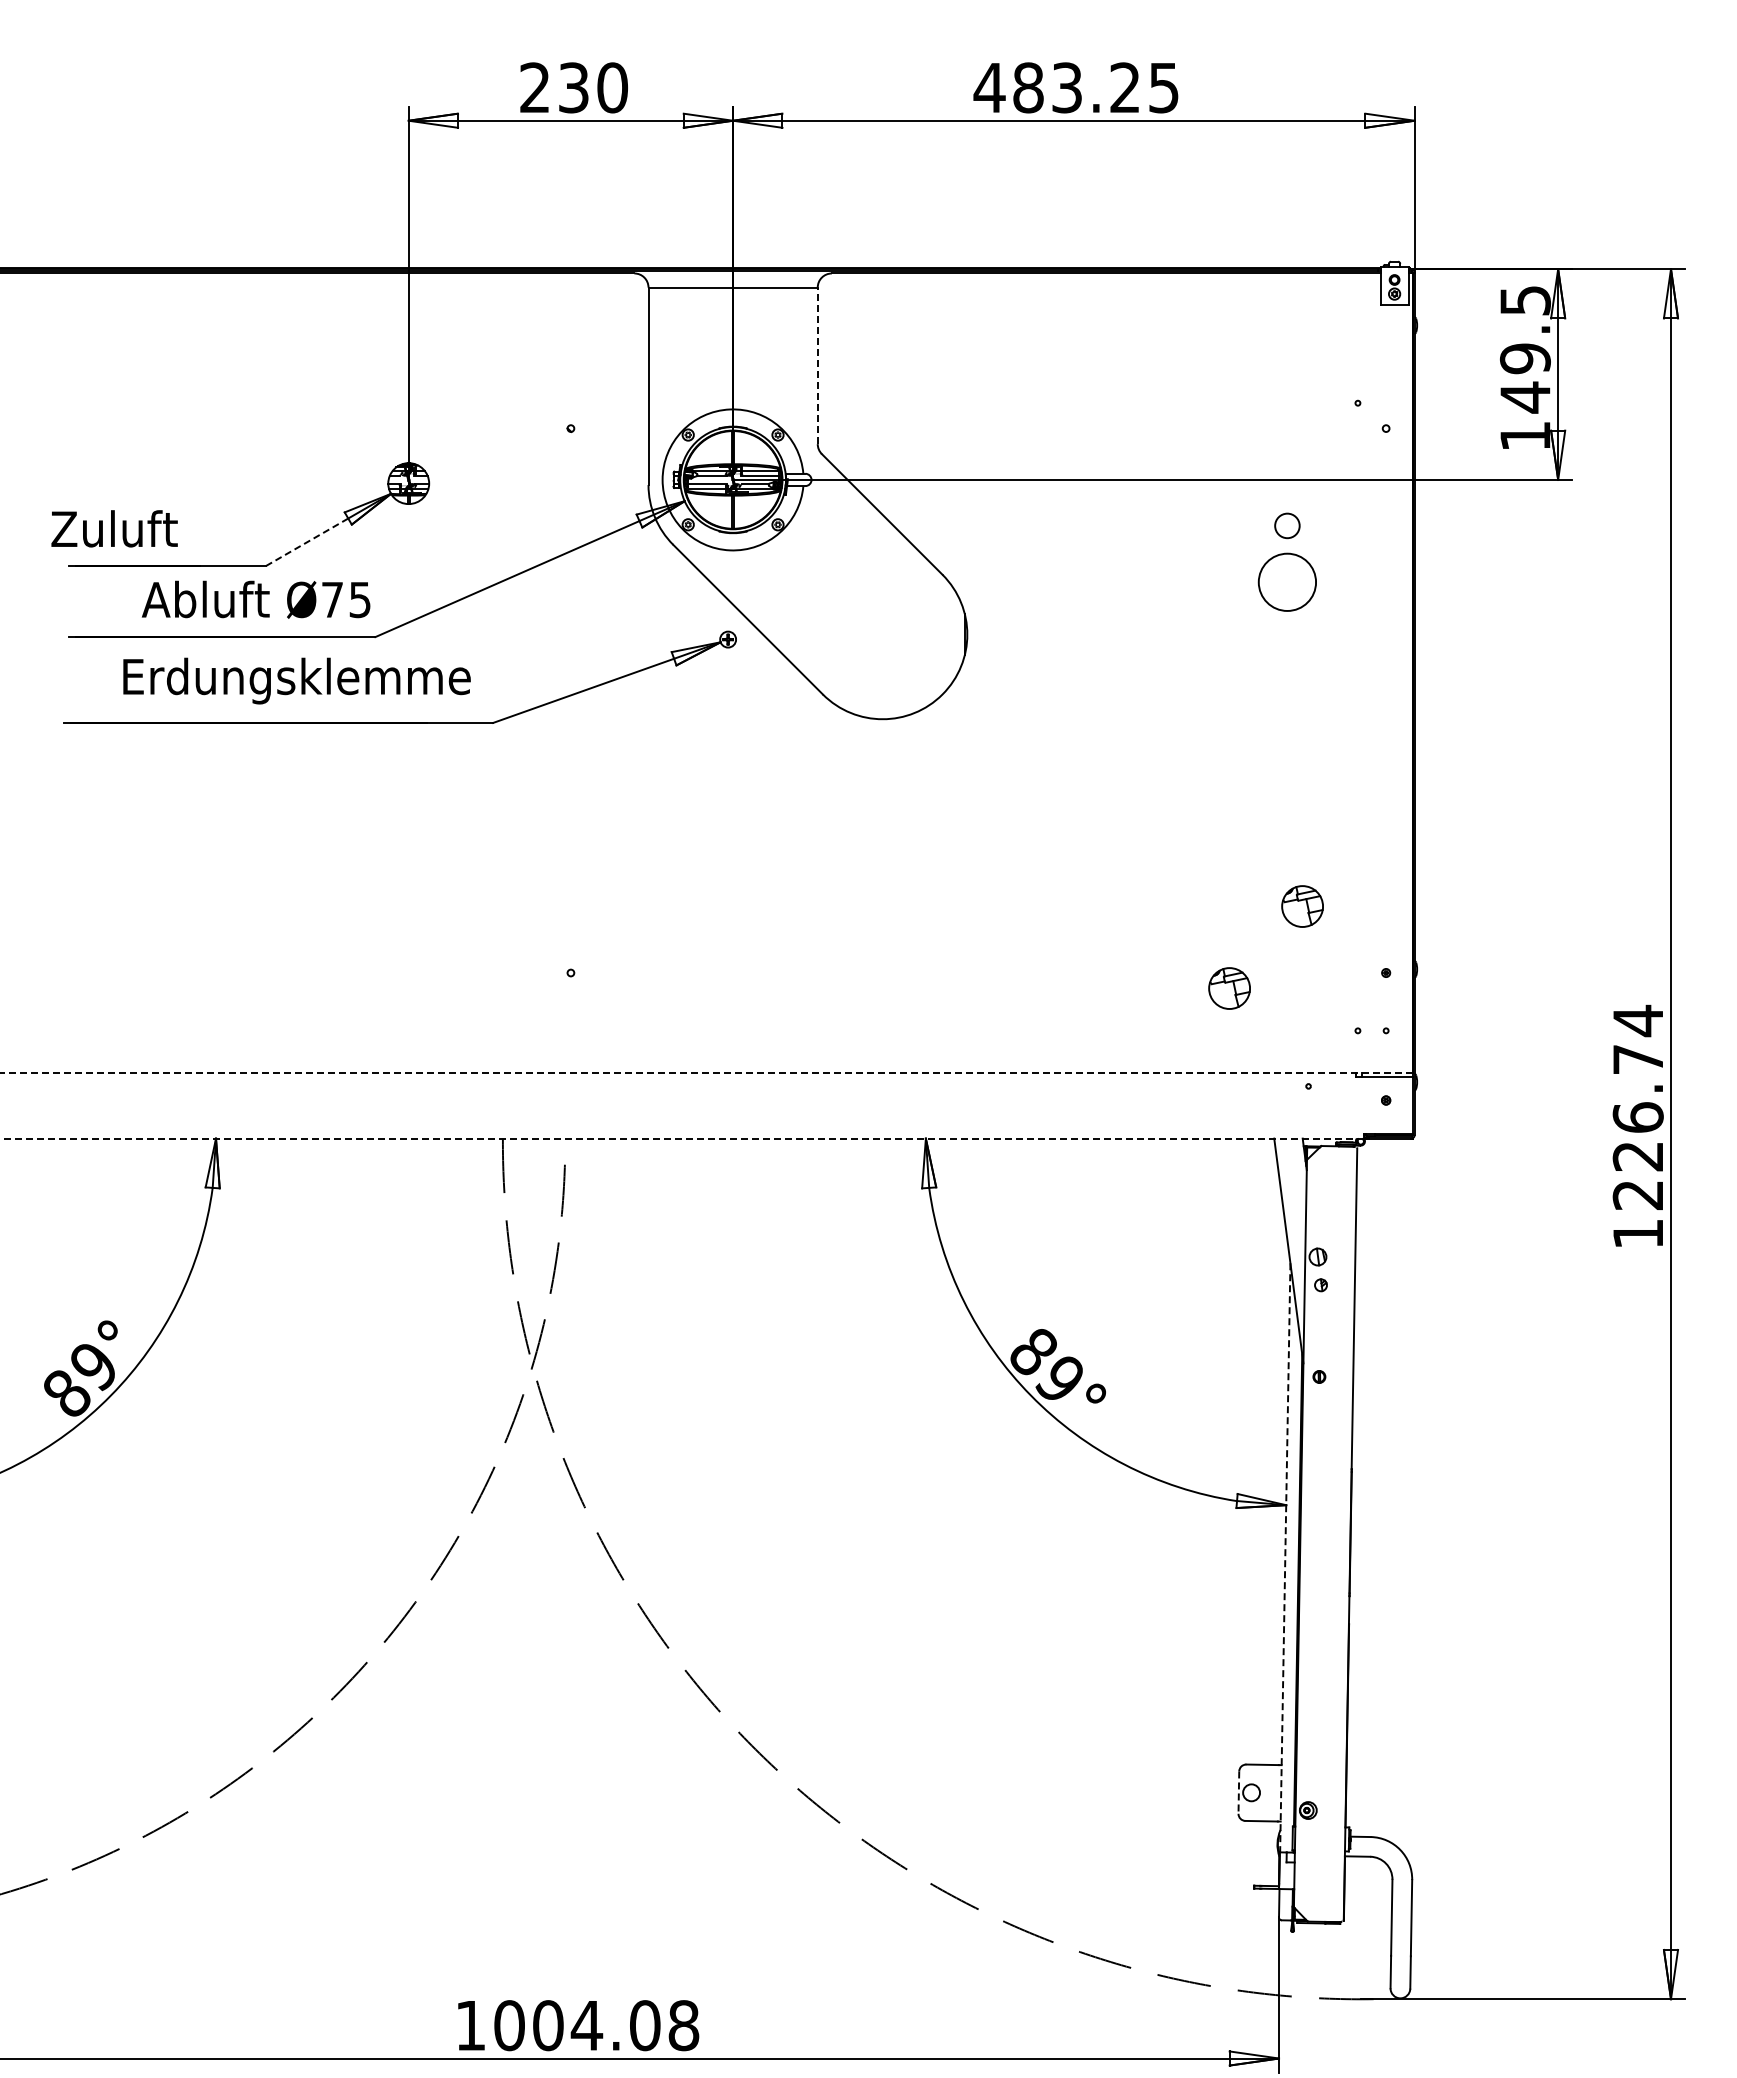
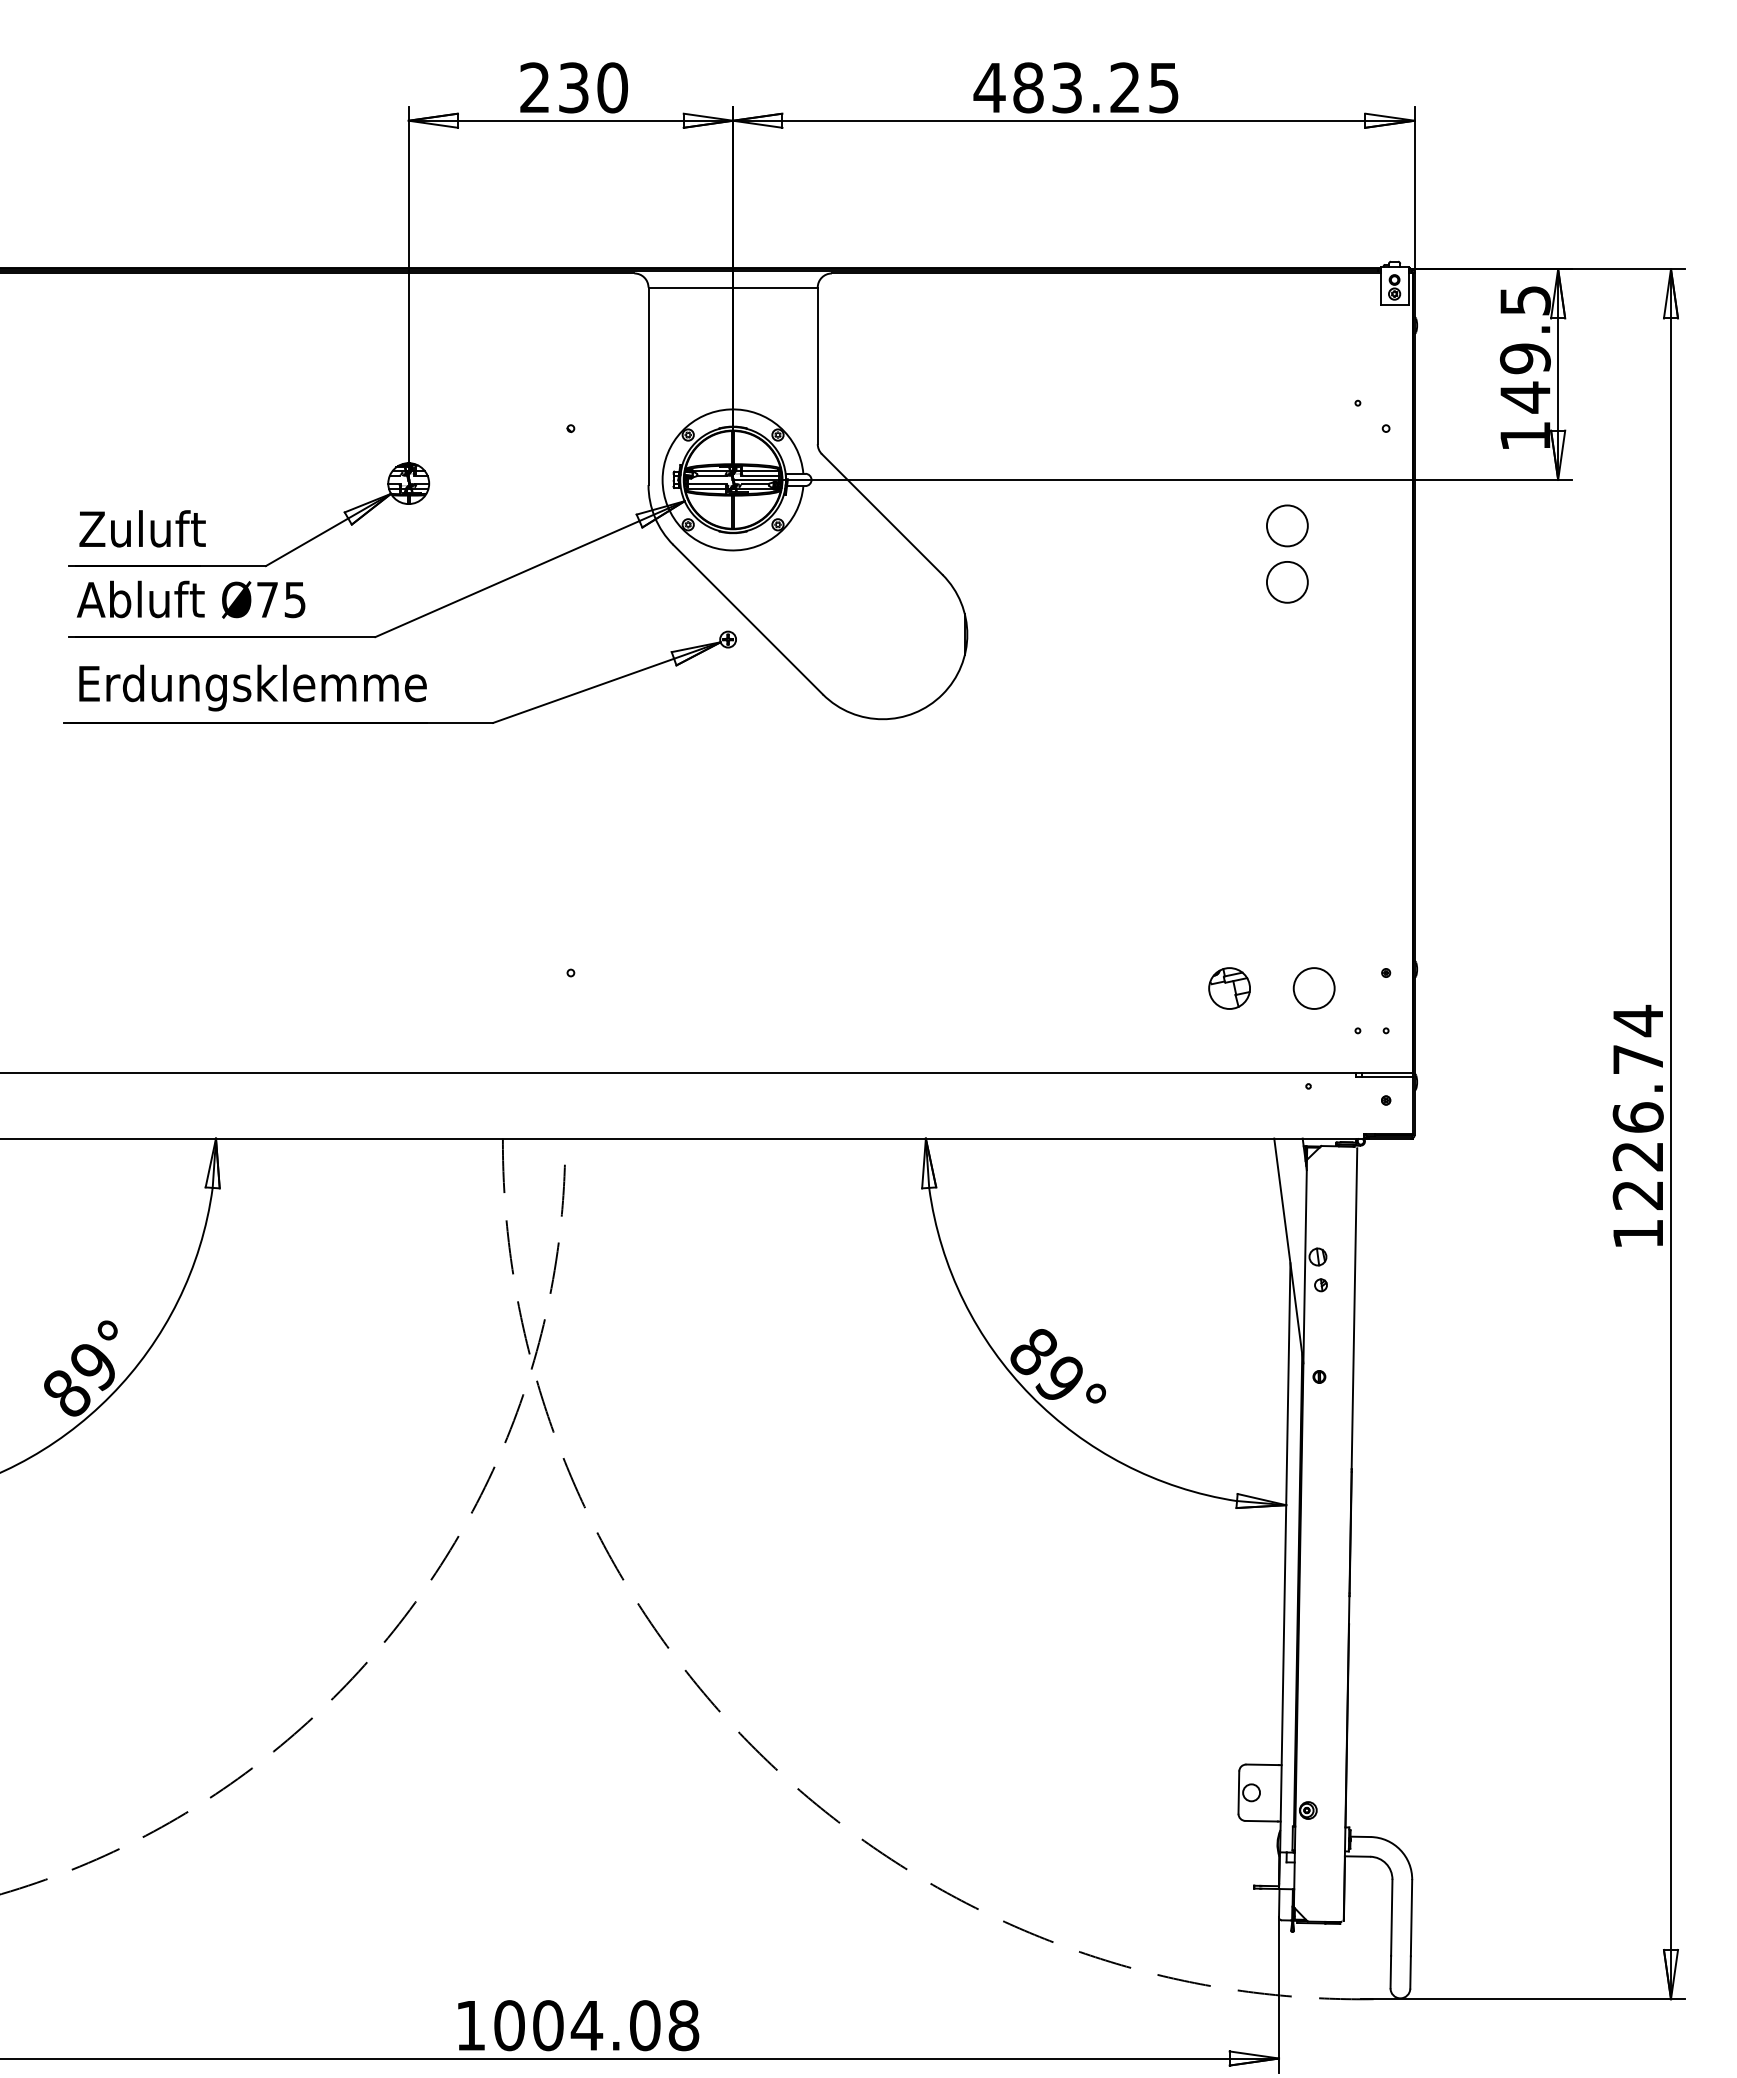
line: dashed -> solid (817, 365)
circle diameter: 25 px -> 41 px (1286, 525)
text position: (114, 528) -> (142, 528) (142, 528)
line: dashed -> solid (307, 542)
circle diameter: 57 px -> 41 px (1286, 581)
text position: (255, 599) -> (190, 599) (190, 599)
text position: (296, 680) -> (252, 687) (252, 687)
part: present -> none (1302, 906)
circle: none -> present (1313, 988)
line: dashed -> solid (706, 1073)
line: dashed -> solid (682, 1138)
line: dashed -> solid (1285, 1557)
line: dashed -> solid (1238, 1793)
